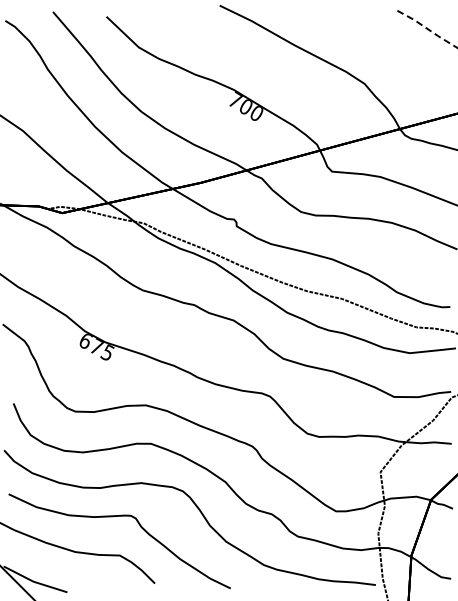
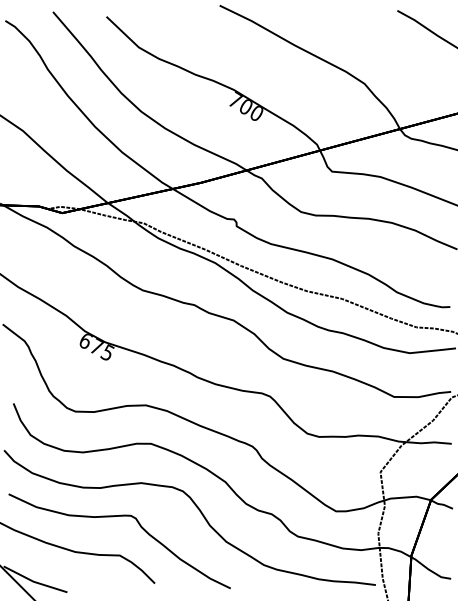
line: dashed -> solid (428, 29)
